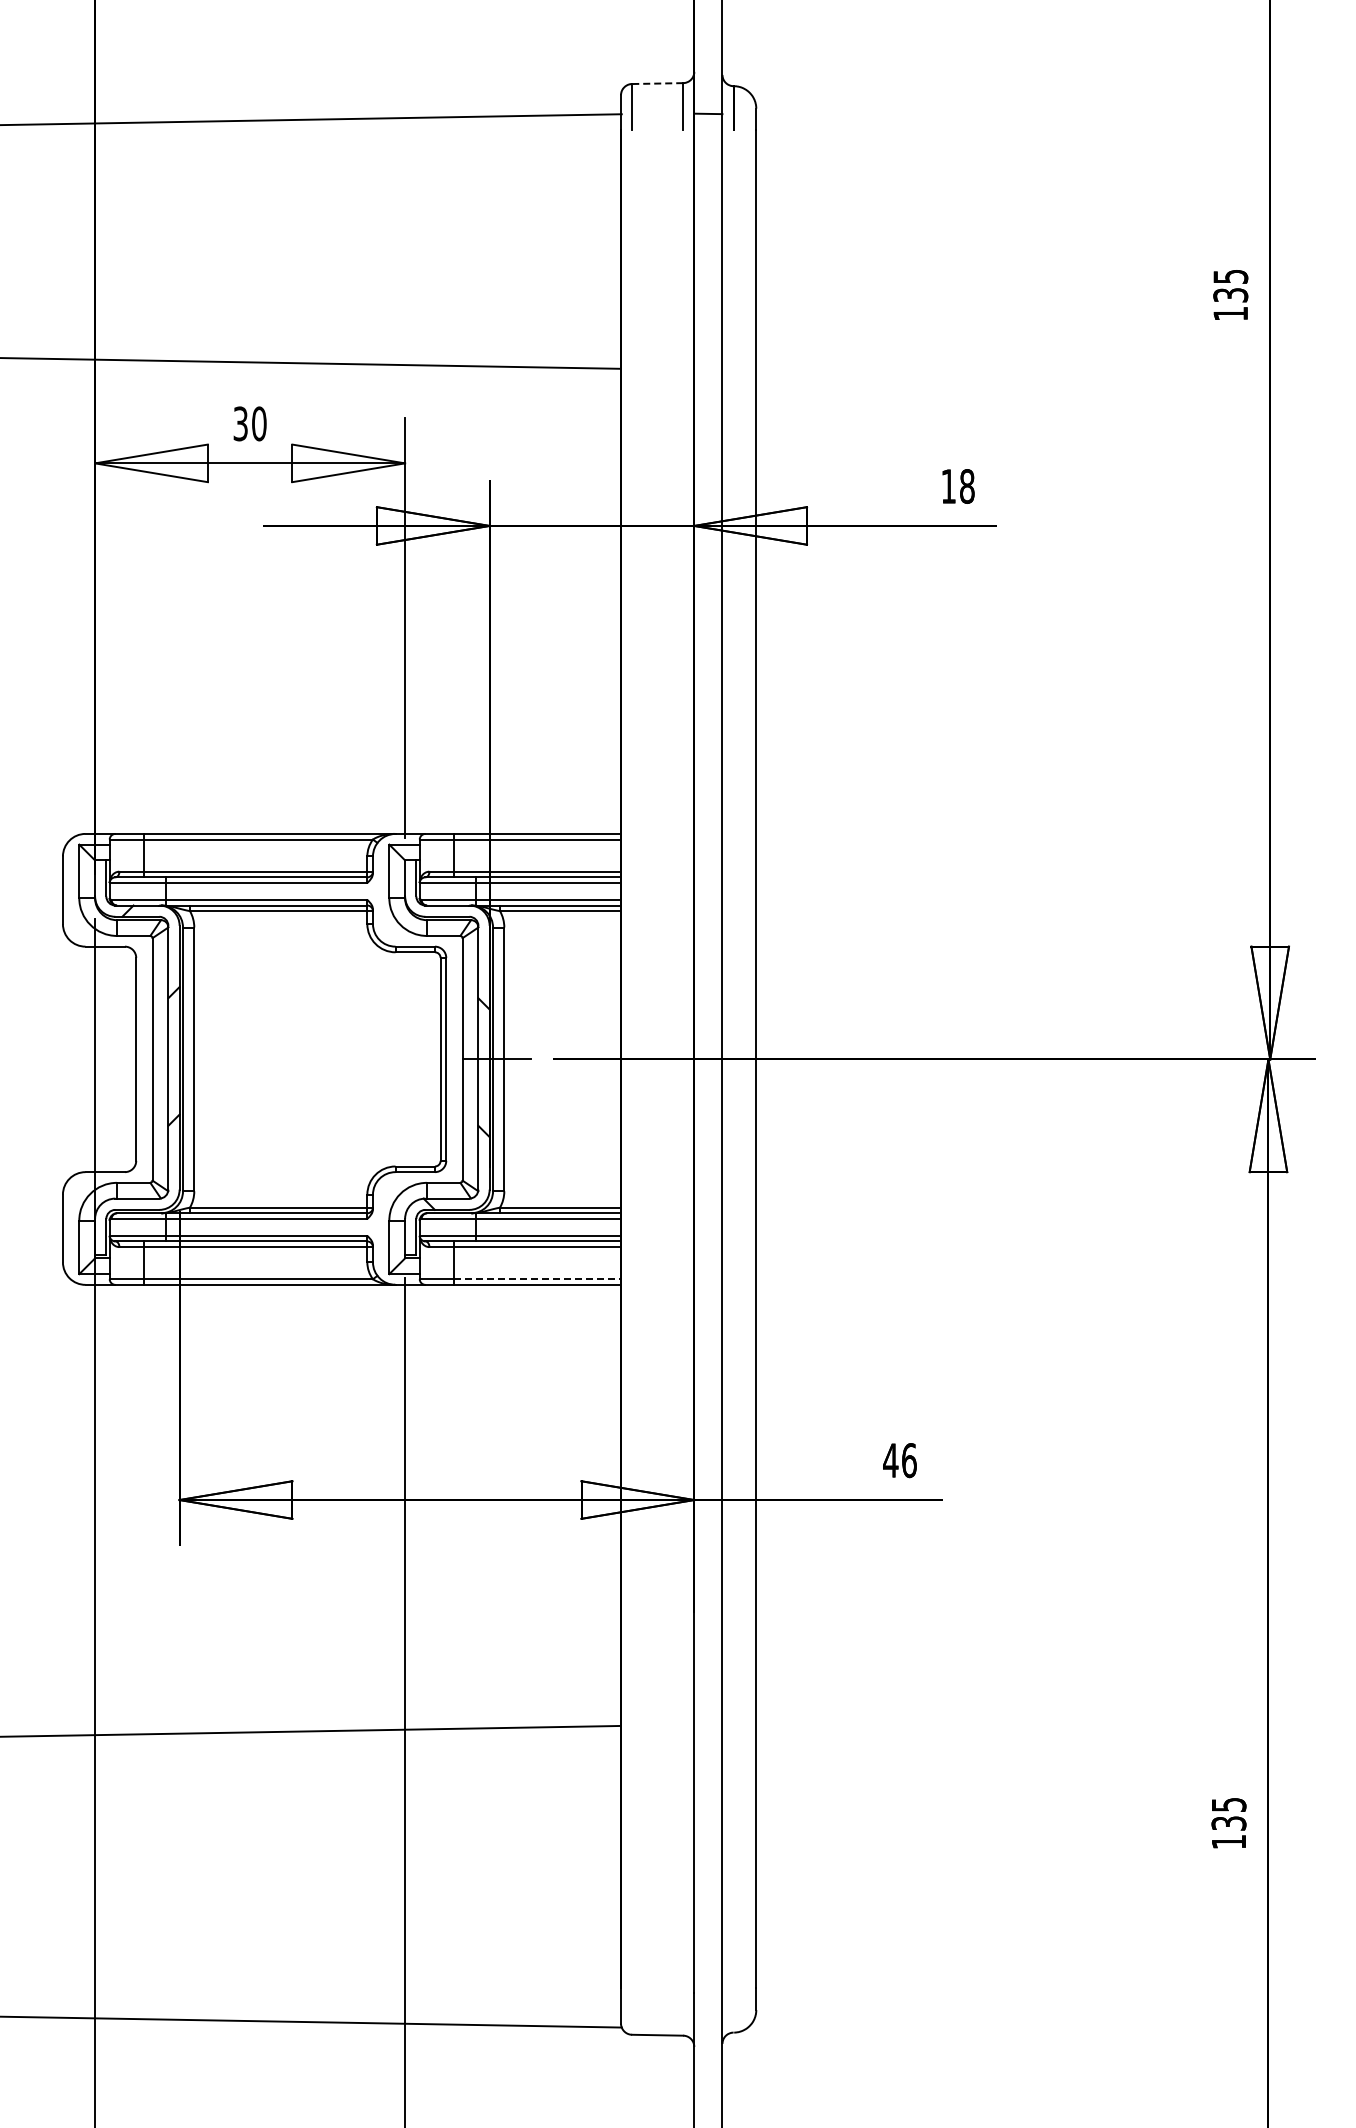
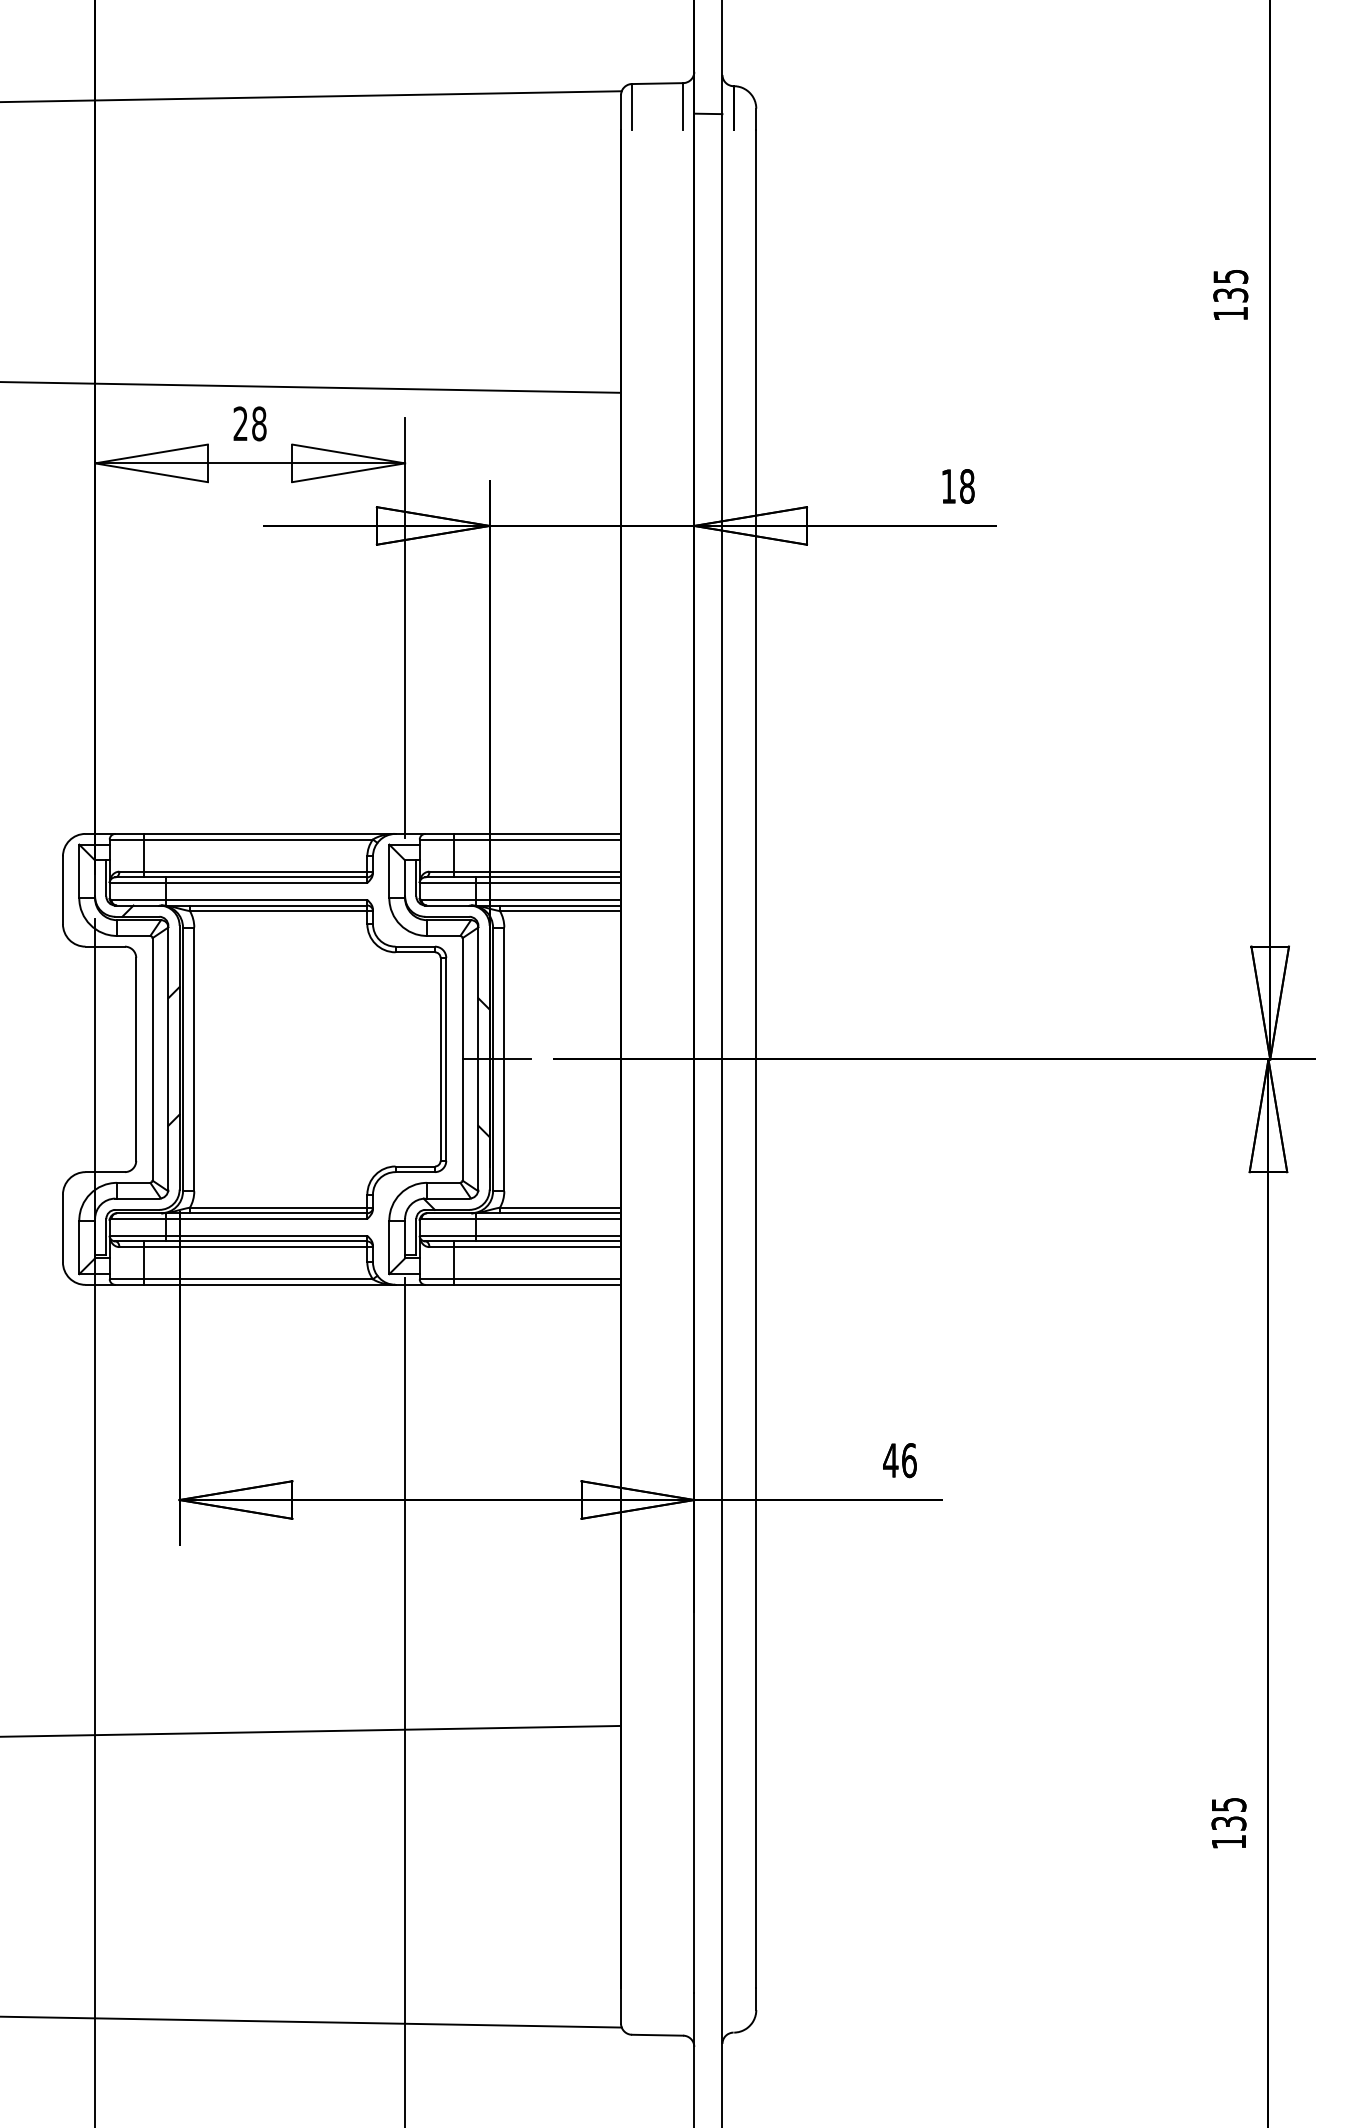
line: dashed -> solid (657, 83)
line position: (311, 119) -> (311, 96) (311, 96)
line position: (311, 363) -> (311, 387) (311, 387)
text: 30 -> 28 (249, 423)
line: dashed -> solid (537, 1279)
